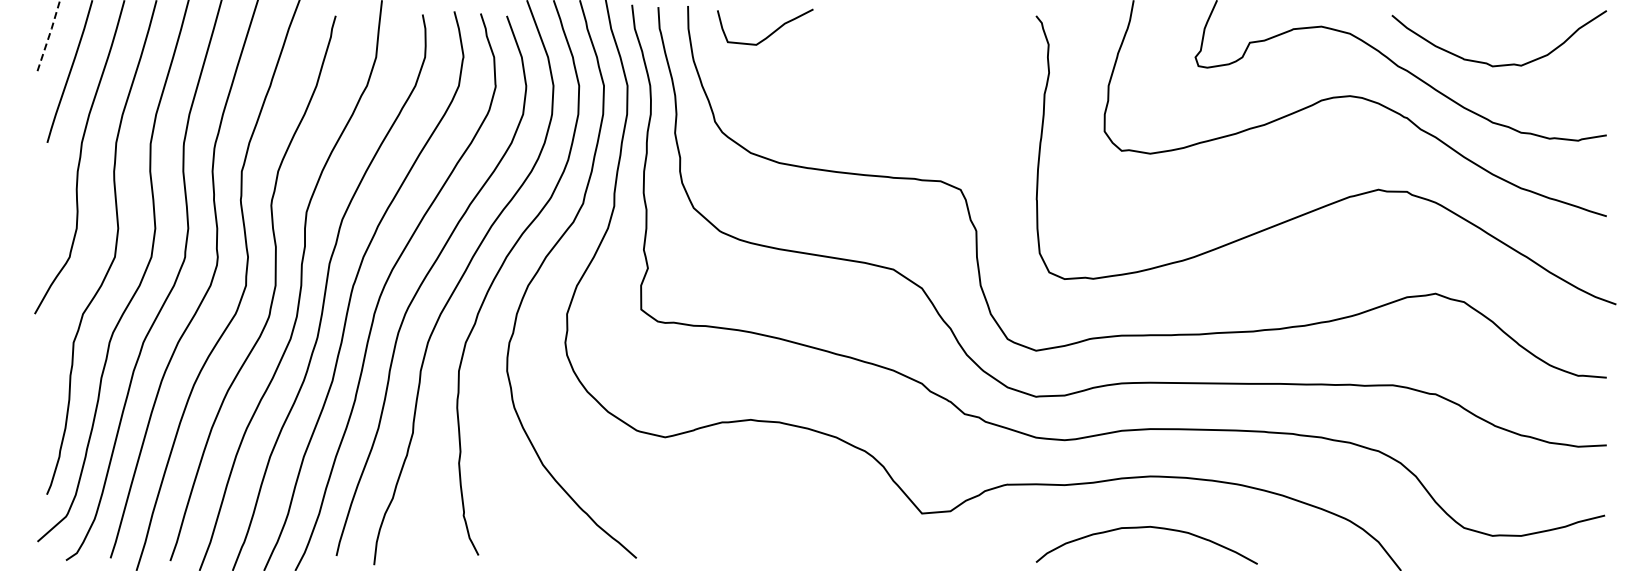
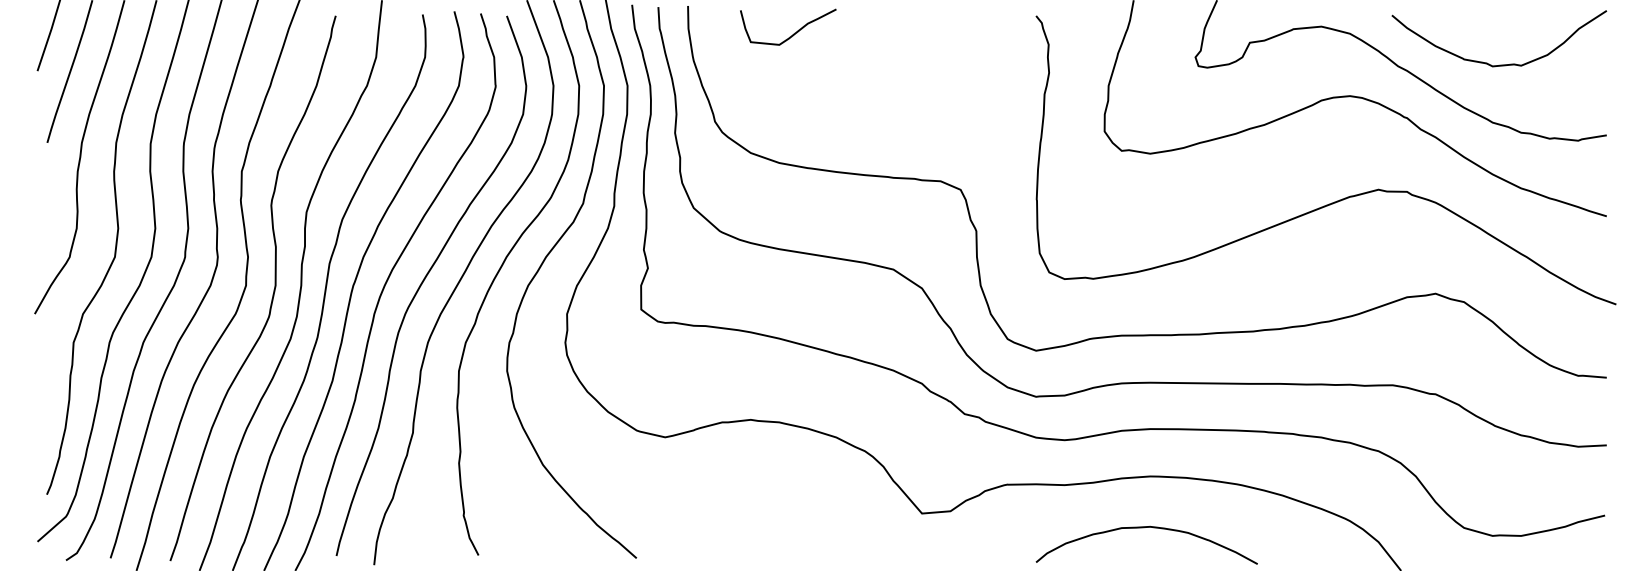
curve position: (770, 33) -> (793, 33) (793, 33)
line: dashed -> solid (49, 35)
